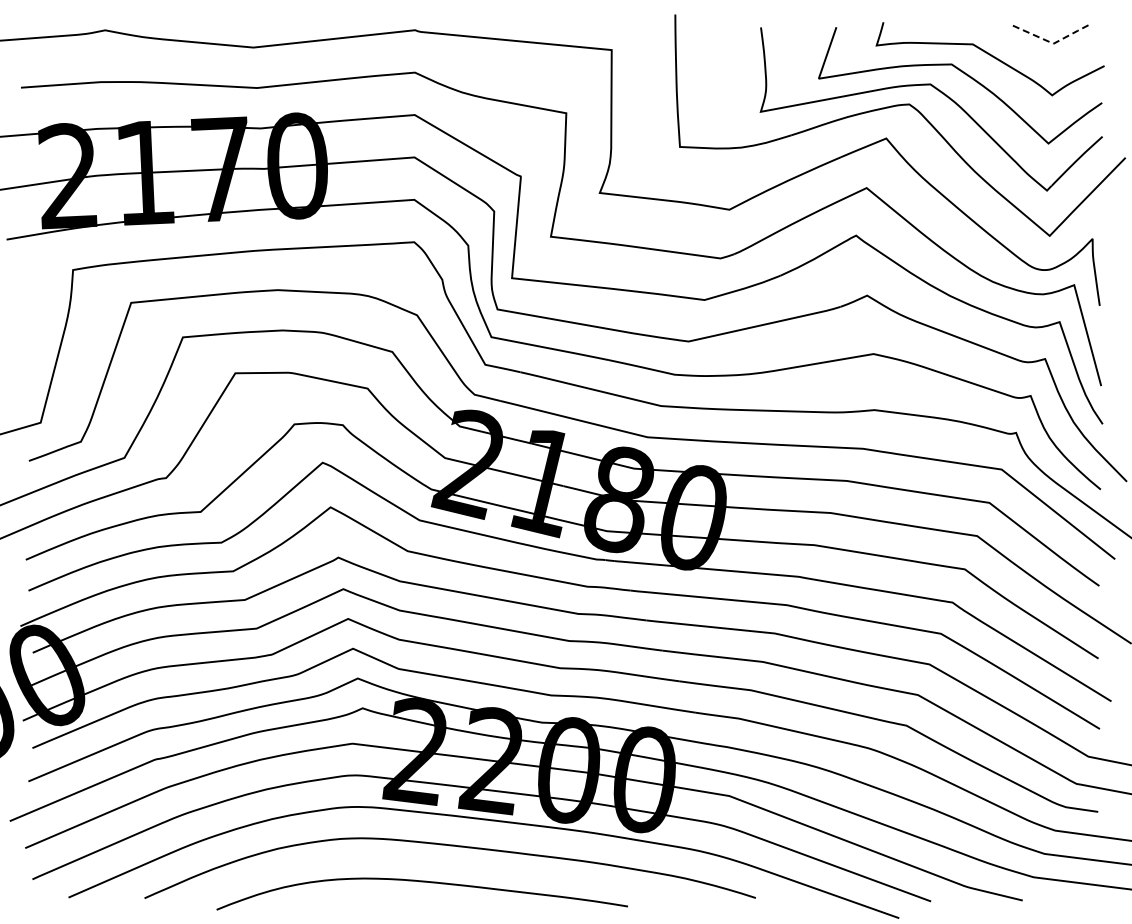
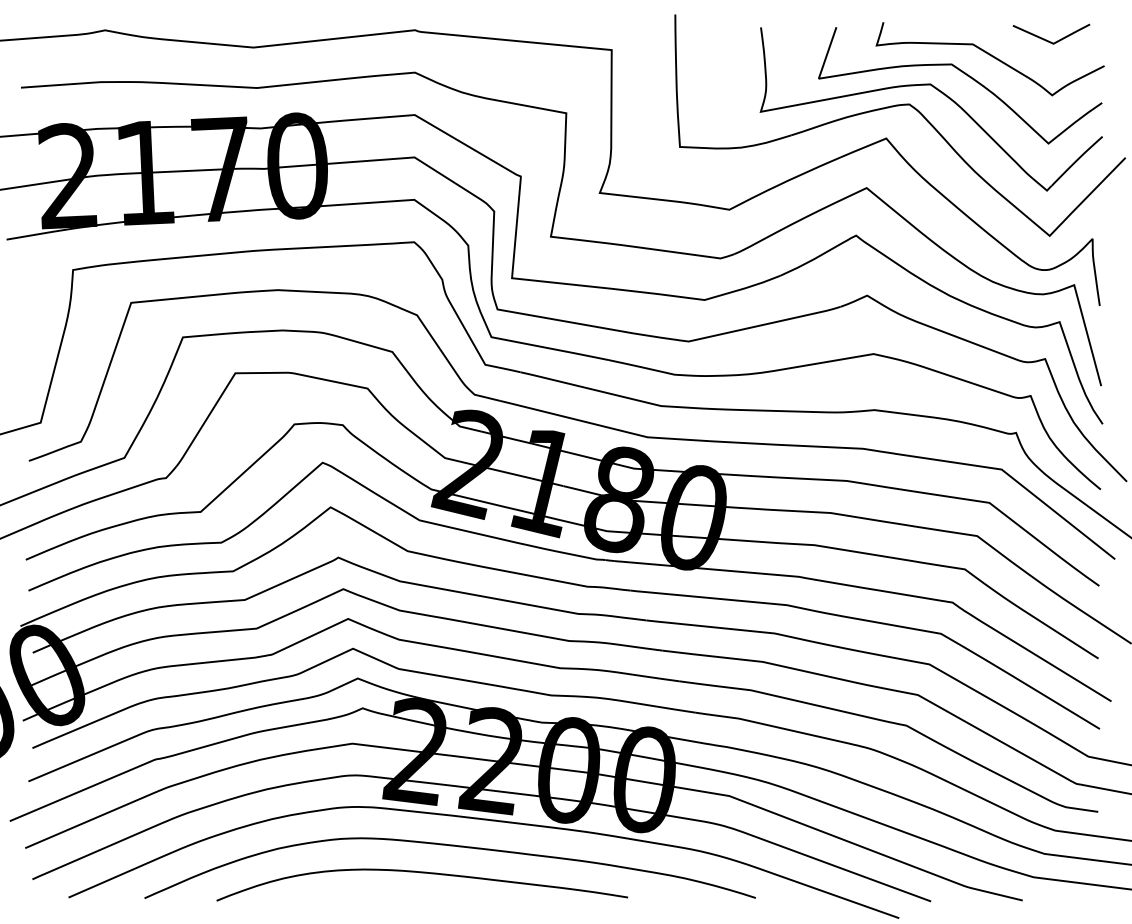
line: dashed -> solid (1053, 43)
curve position: (421, 882) -> (421, 873) (421, 873)
